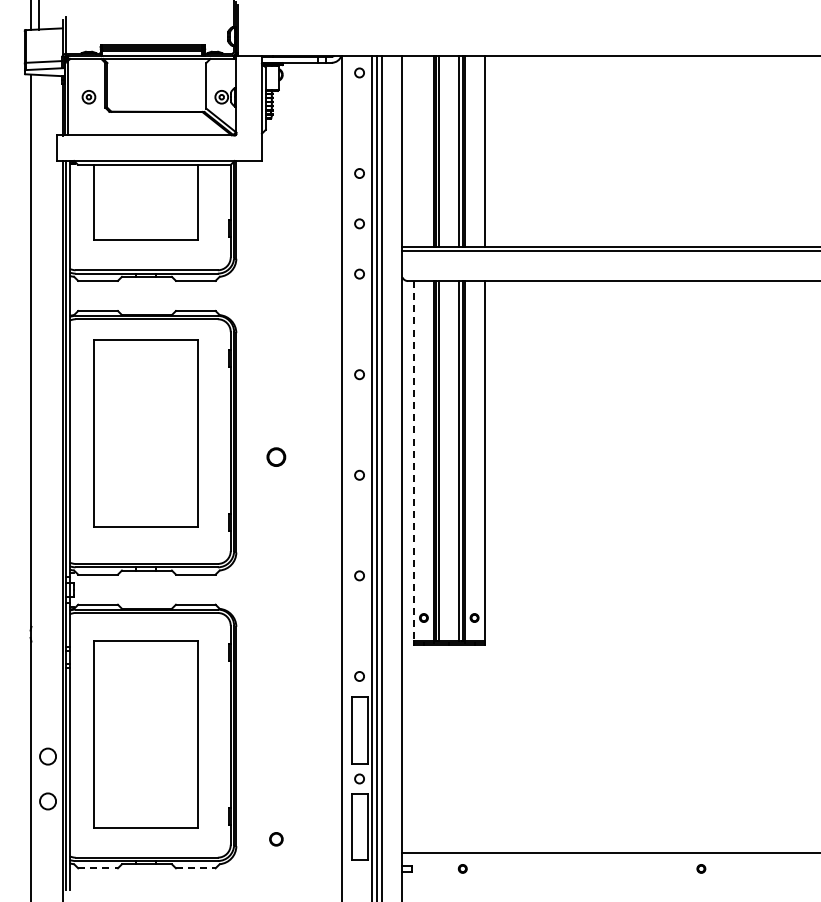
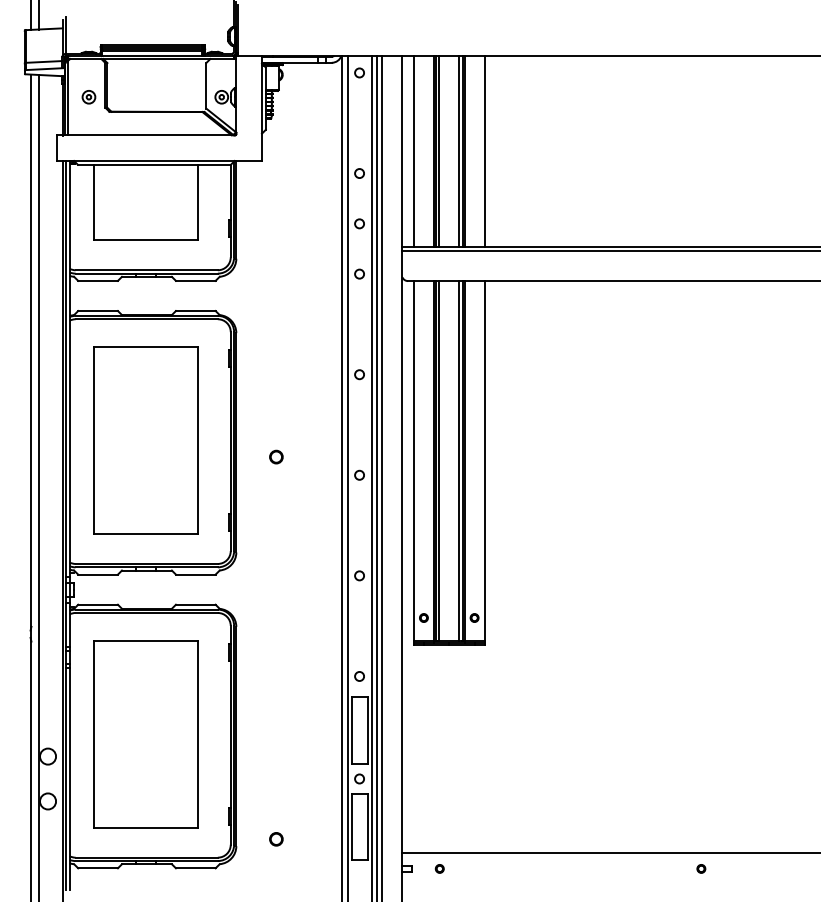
line: none -> present (413, 151)
part position: (145, 433) -> (145, 440) (145, 440)
part size: 21x20 px -> 15x16 px (276, 456)
line: dashed -> solid (413, 461)
line: none -> present (347, 476)
line: none -> present (38, 486)
line: dashed -> solid (98, 868)
line: dashed -> solid (195, 868)
part position: (462, 868) -> (439, 868) (439, 868)
